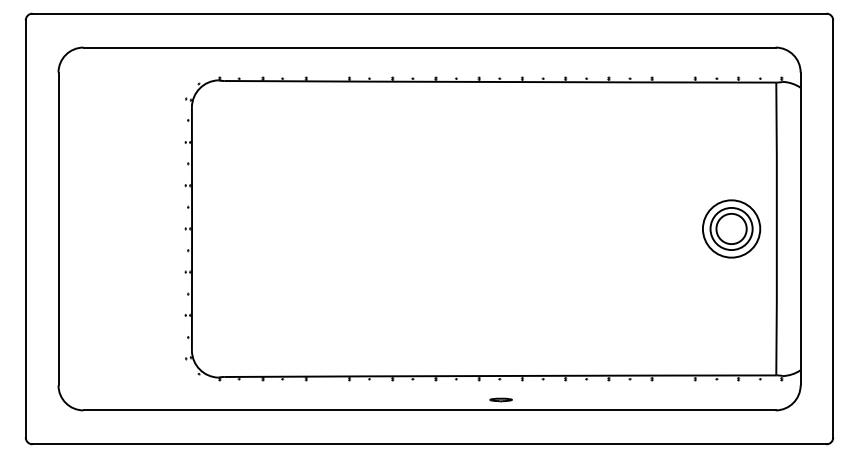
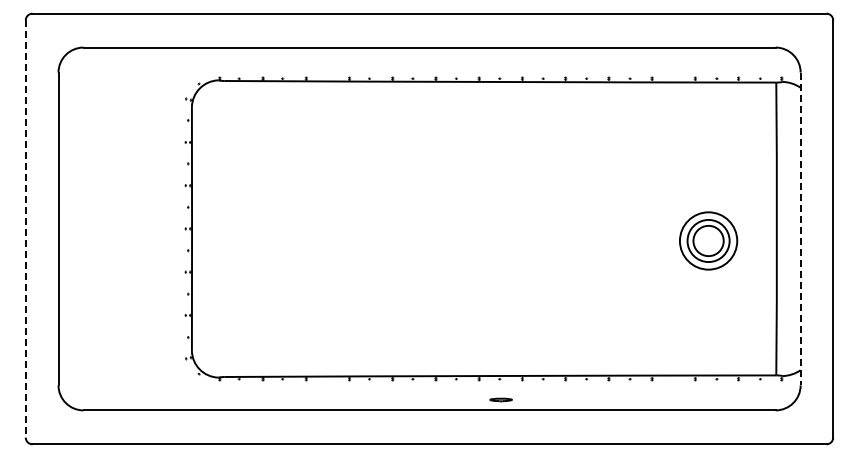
part position: (731, 228) -> (708, 240) (708, 240)
line: solid -> dashed (25, 229)
line: solid -> dashed (800, 229)
